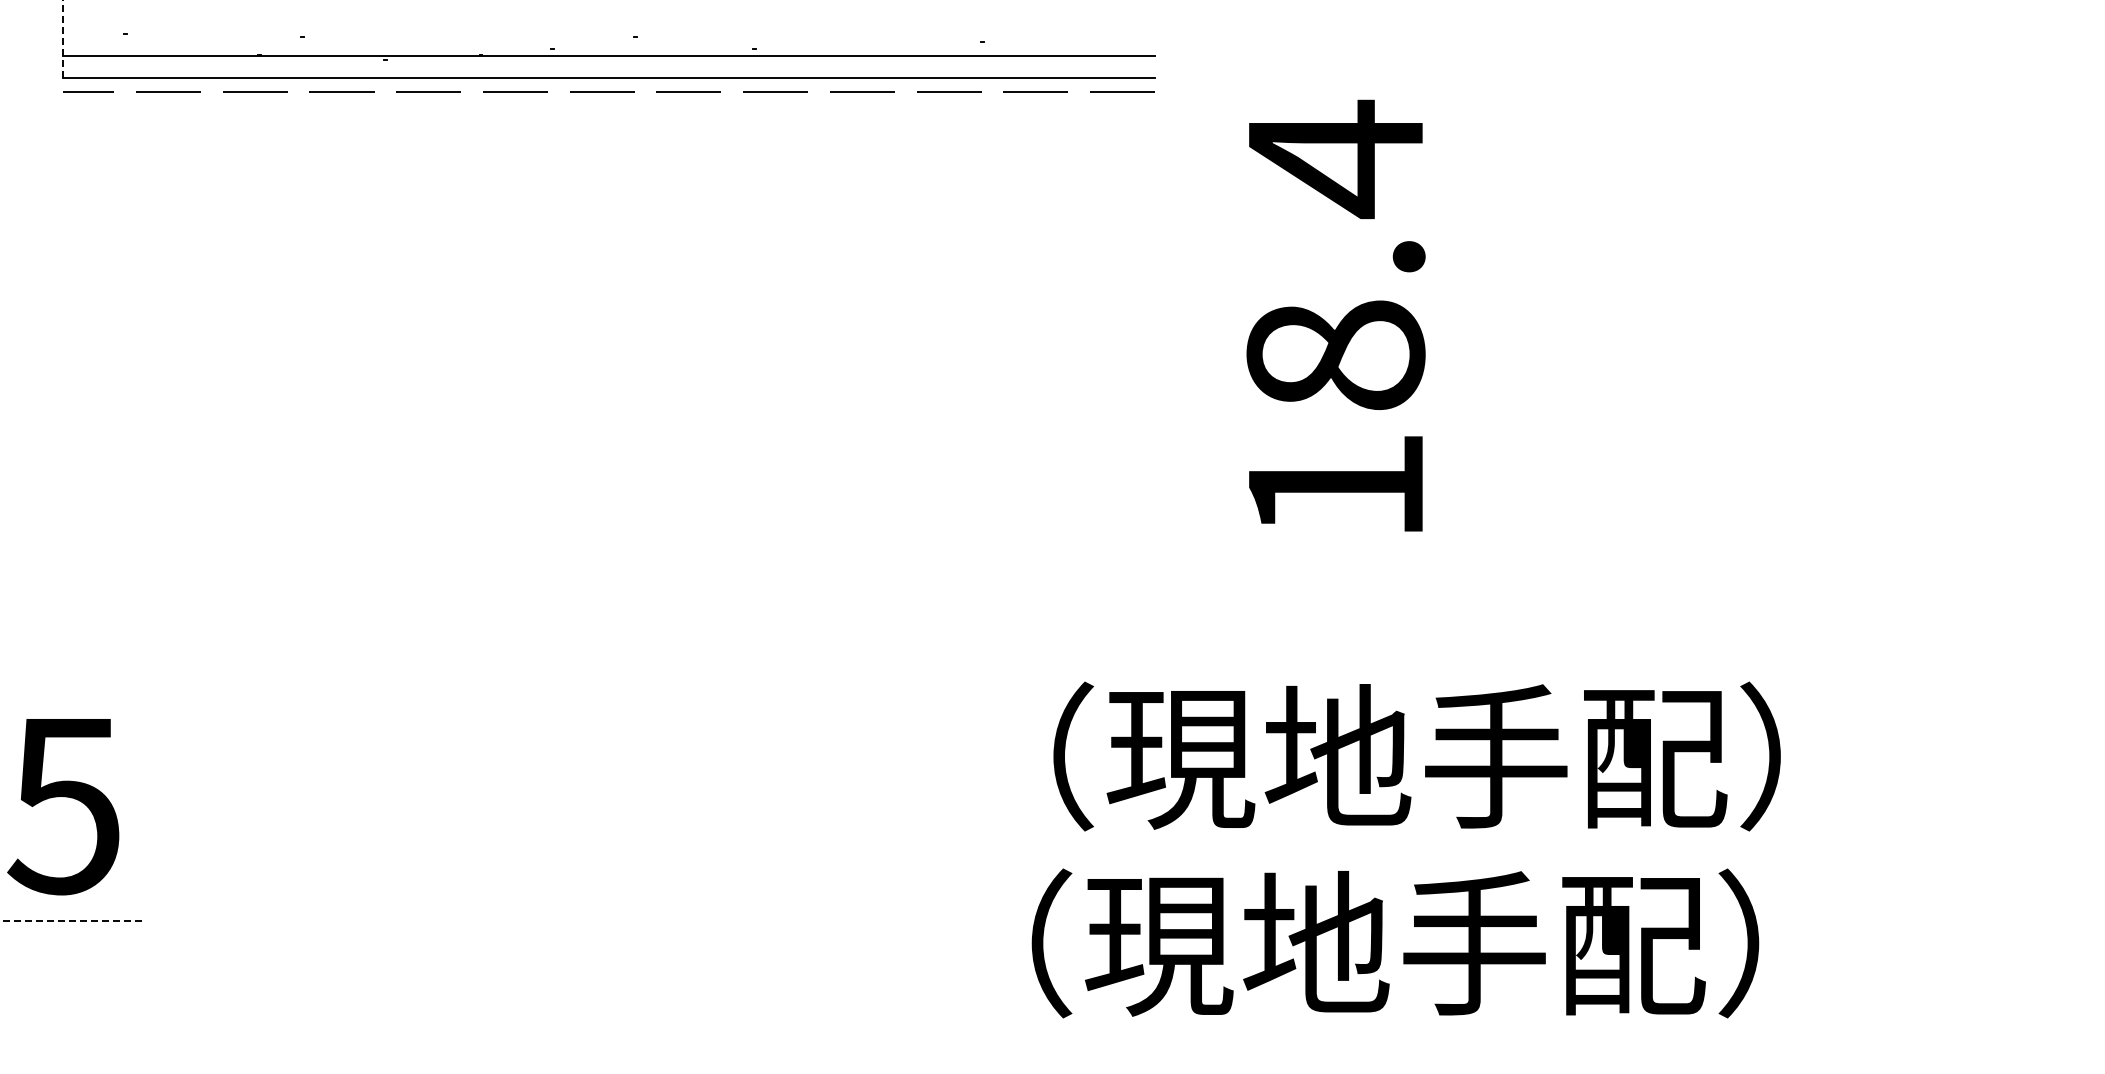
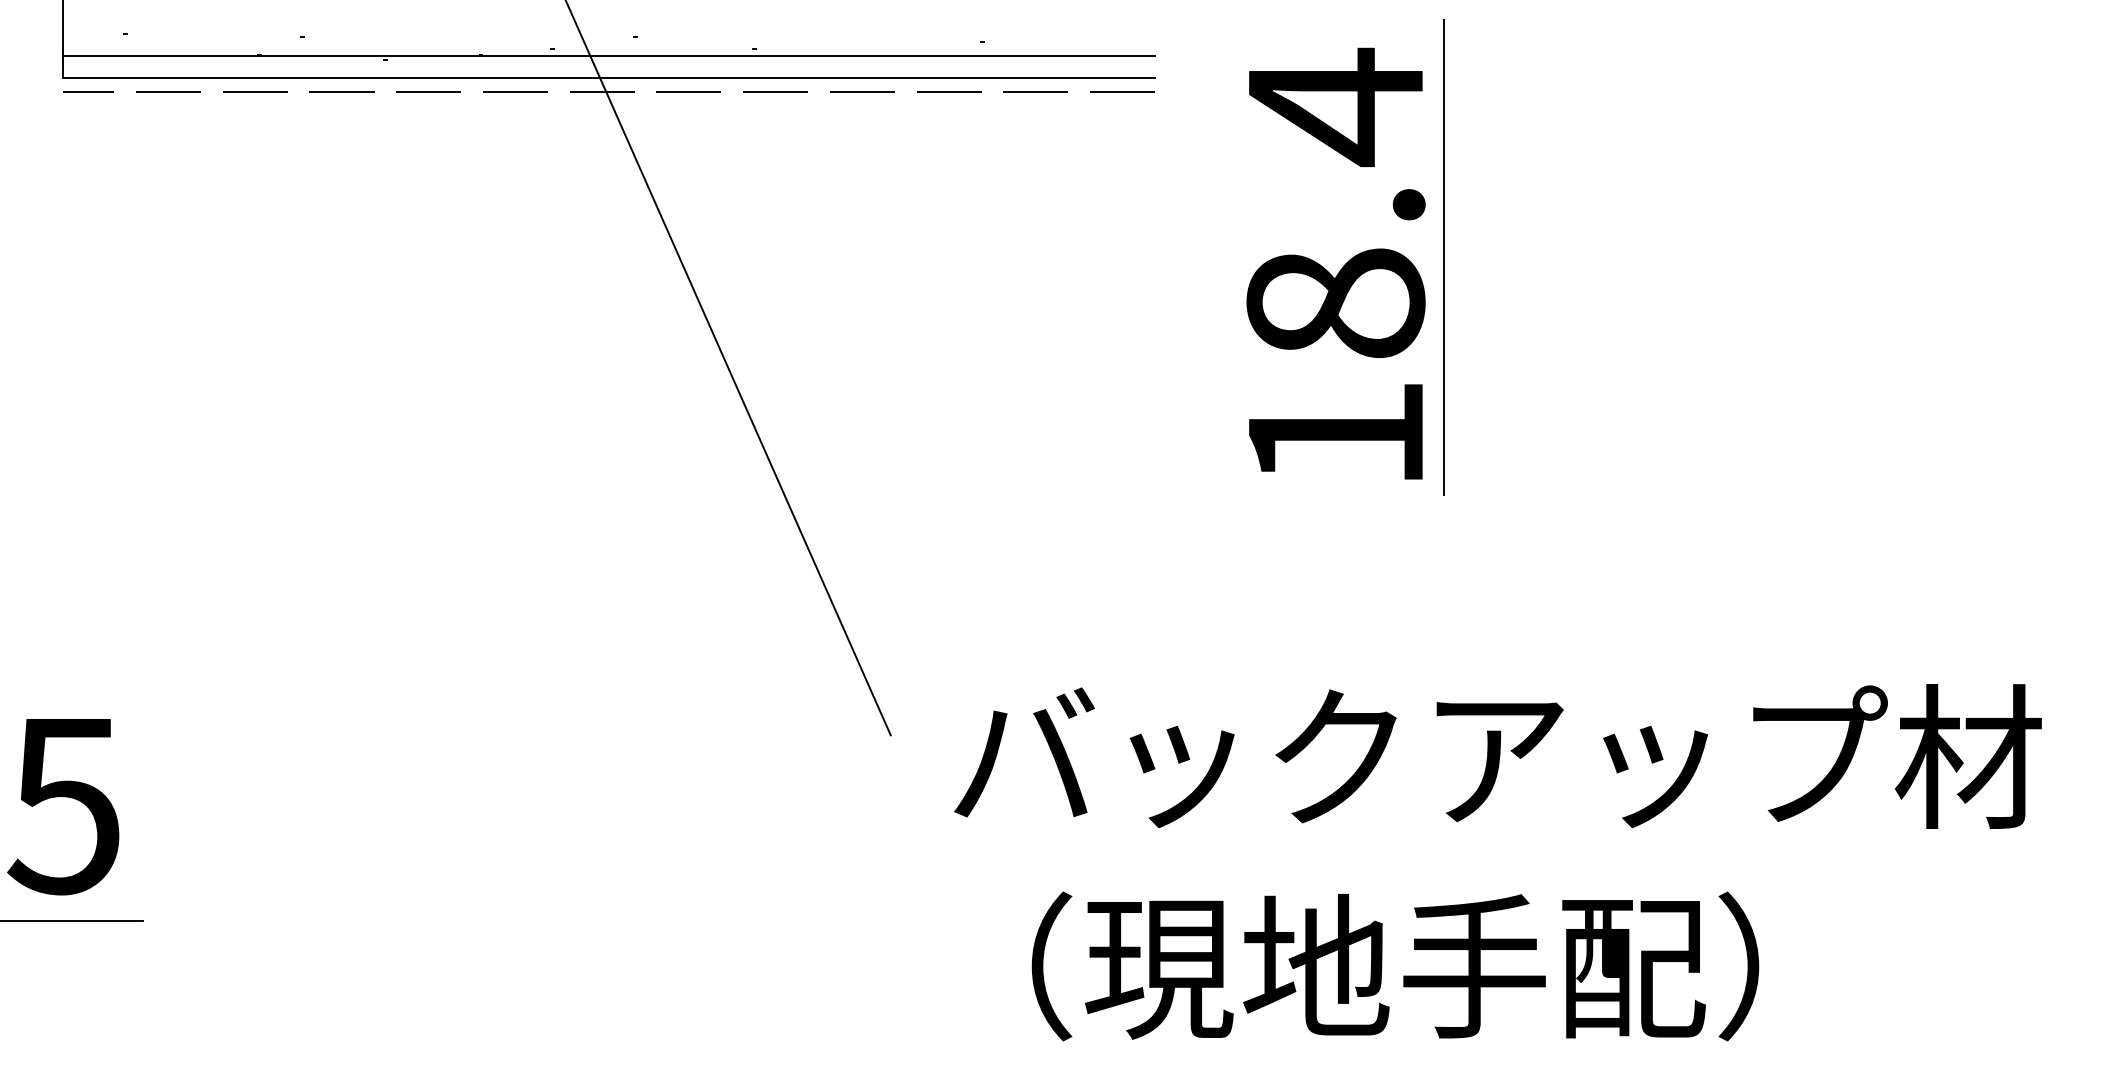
line: dashed -> solid (63, 38)
line: none -> present (1443, 257)
text position: (1335, 315) -> (1335, 263) (1335, 263)
line: none -> present (728, 368)
text: （現地手配） -> バックアップ材 (1497, 756)
line: dashed -> solid (72, 921)
text position: (1395, 943) -> (1395, 966) (1395, 966)
